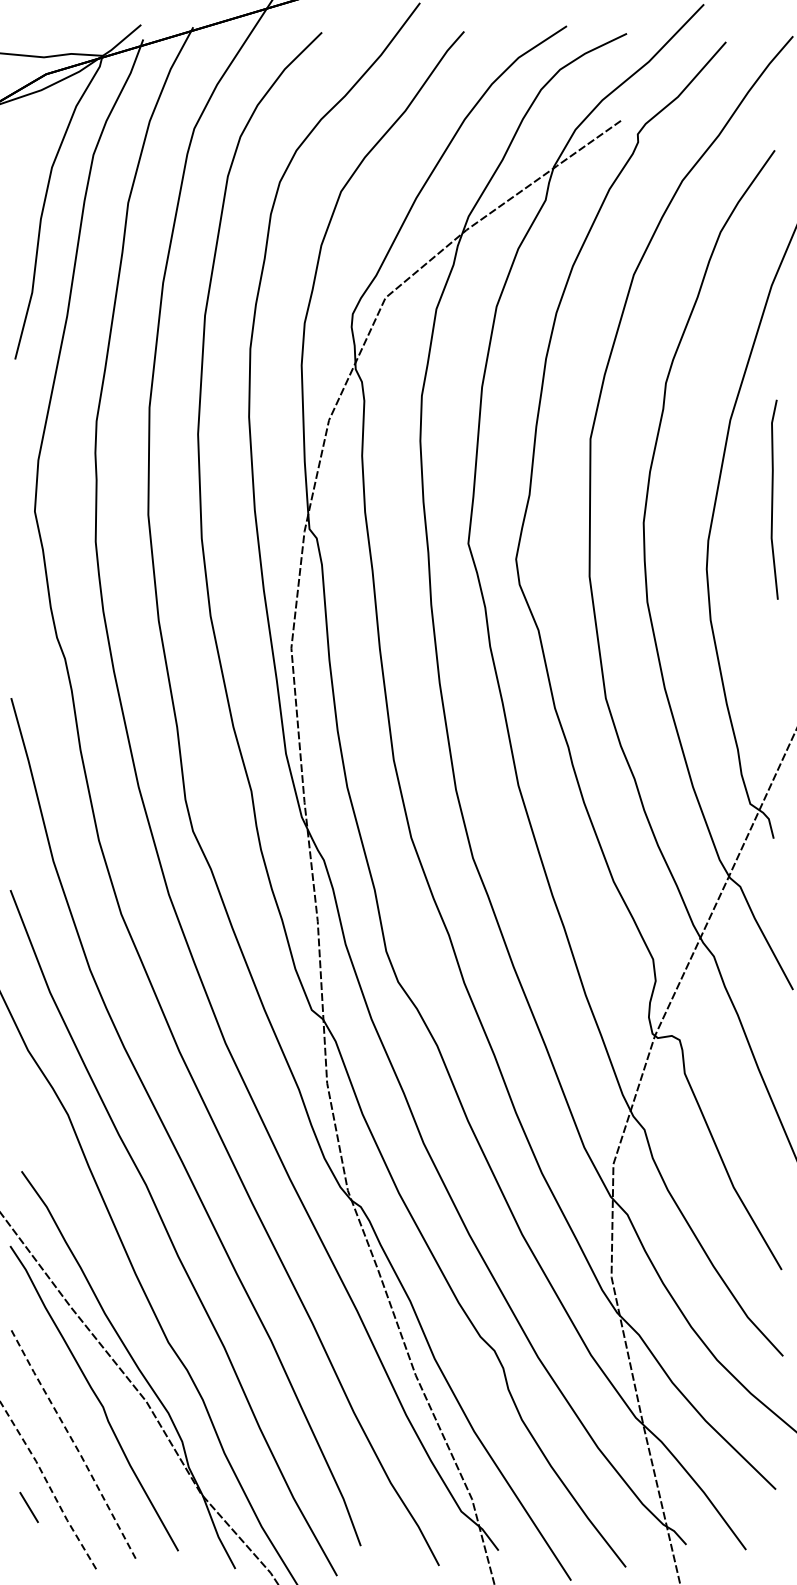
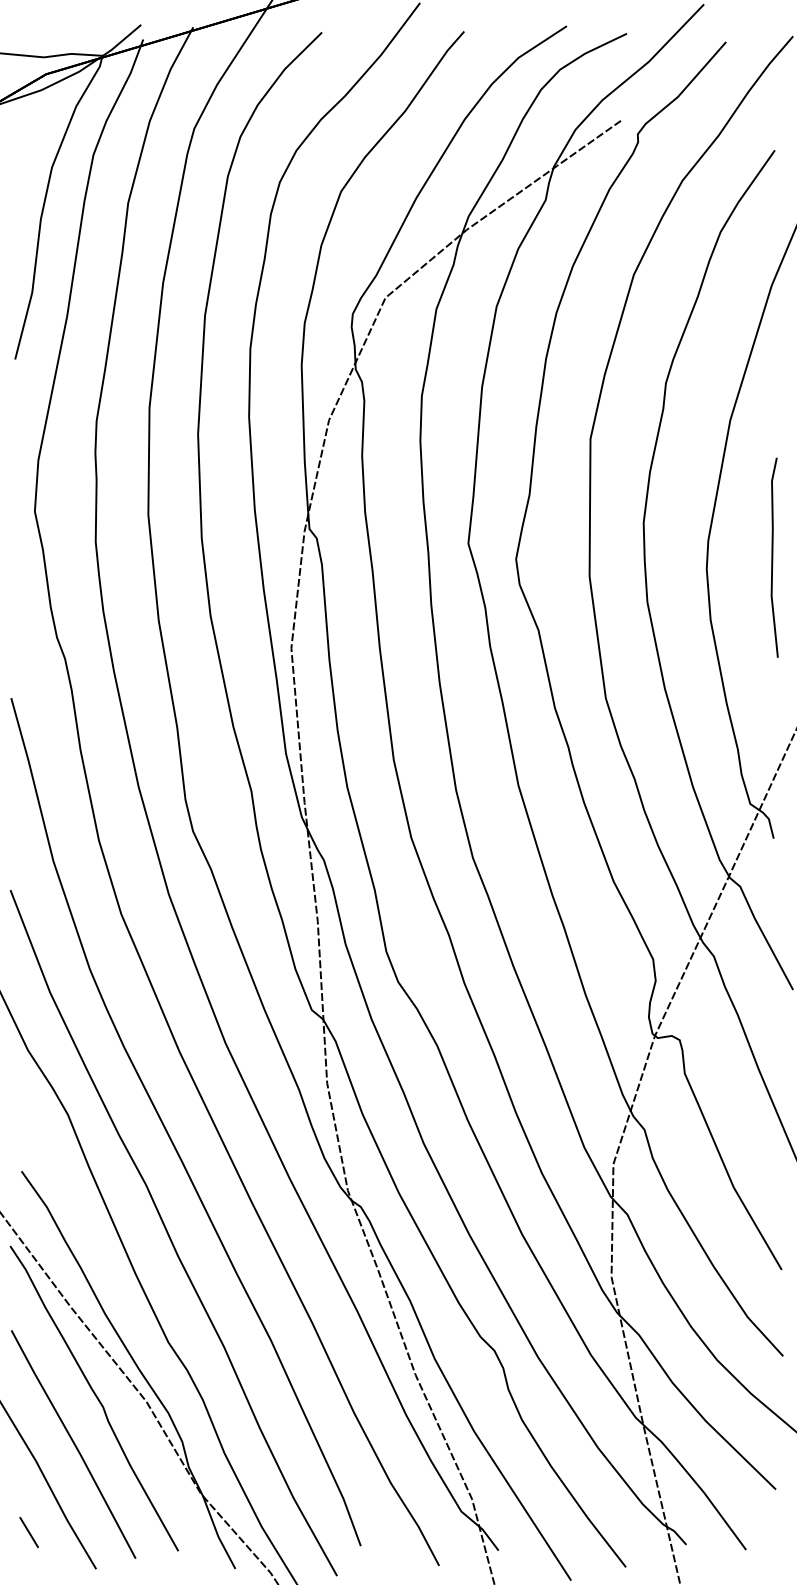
line position: (773, 499) -> (773, 557) (773, 557)
line: dashed -> solid (74, 1444)
line: dashed -> solid (48, 1485)
line position: (28, 1507) -> (28, 1532) (28, 1532)
